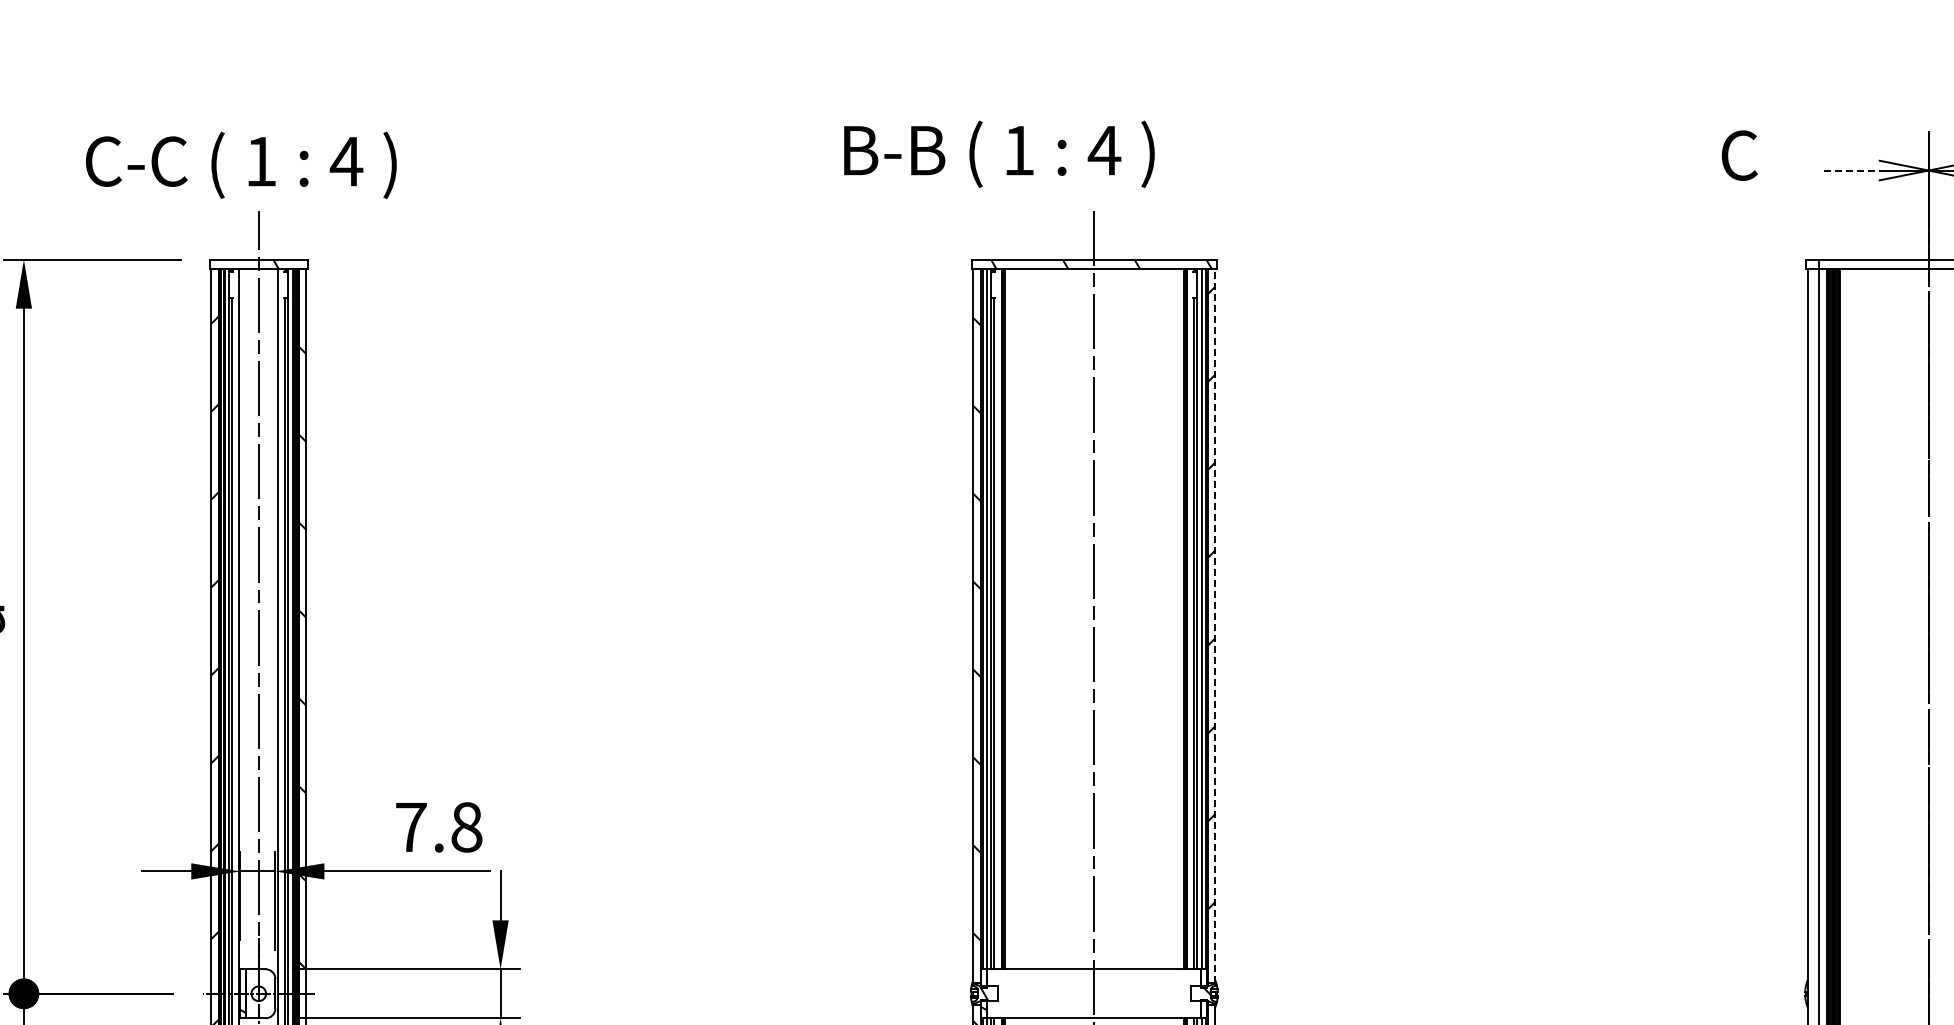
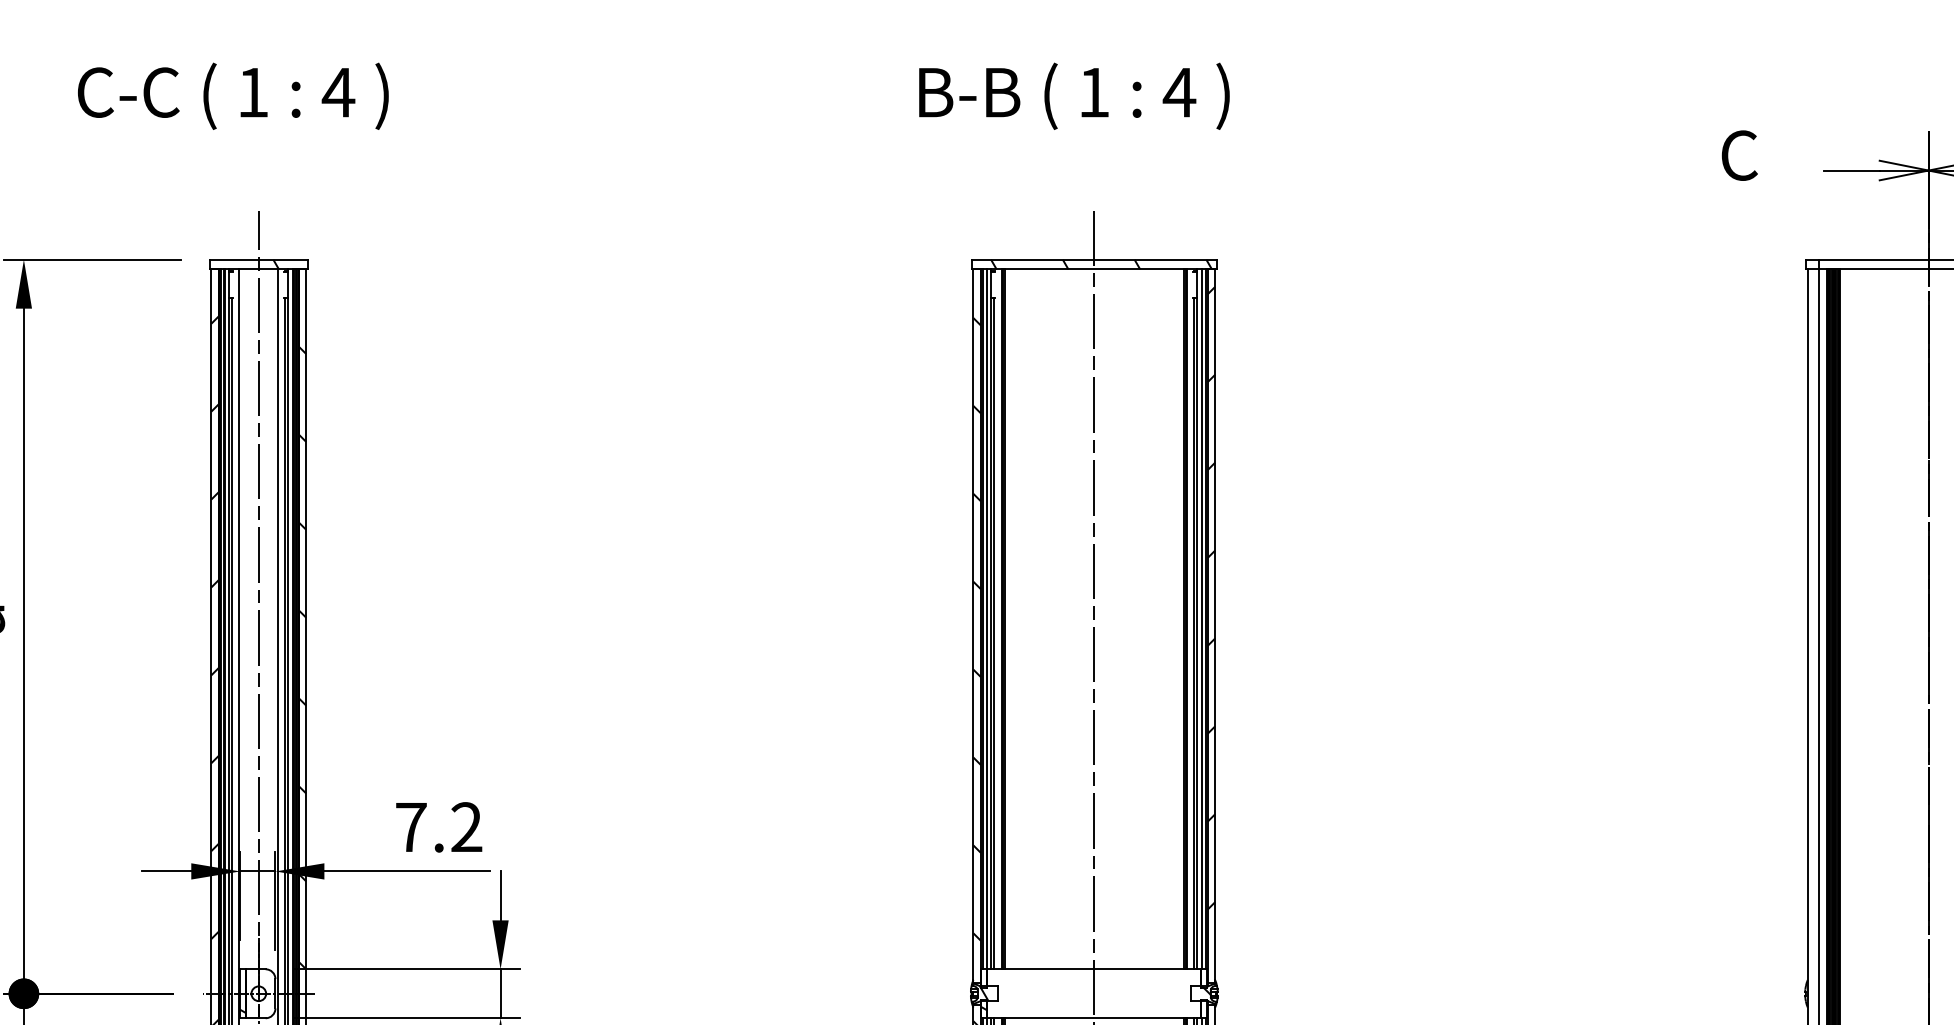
text position: (999, 153) -> (1074, 95) (1074, 95)
text position: (241, 164) -> (233, 95) (233, 95)
line: dashed -> solid (1852, 170)
line: dashed -> solid (1215, 626)
text: 7.8 -> 7.2 (466, 827)
